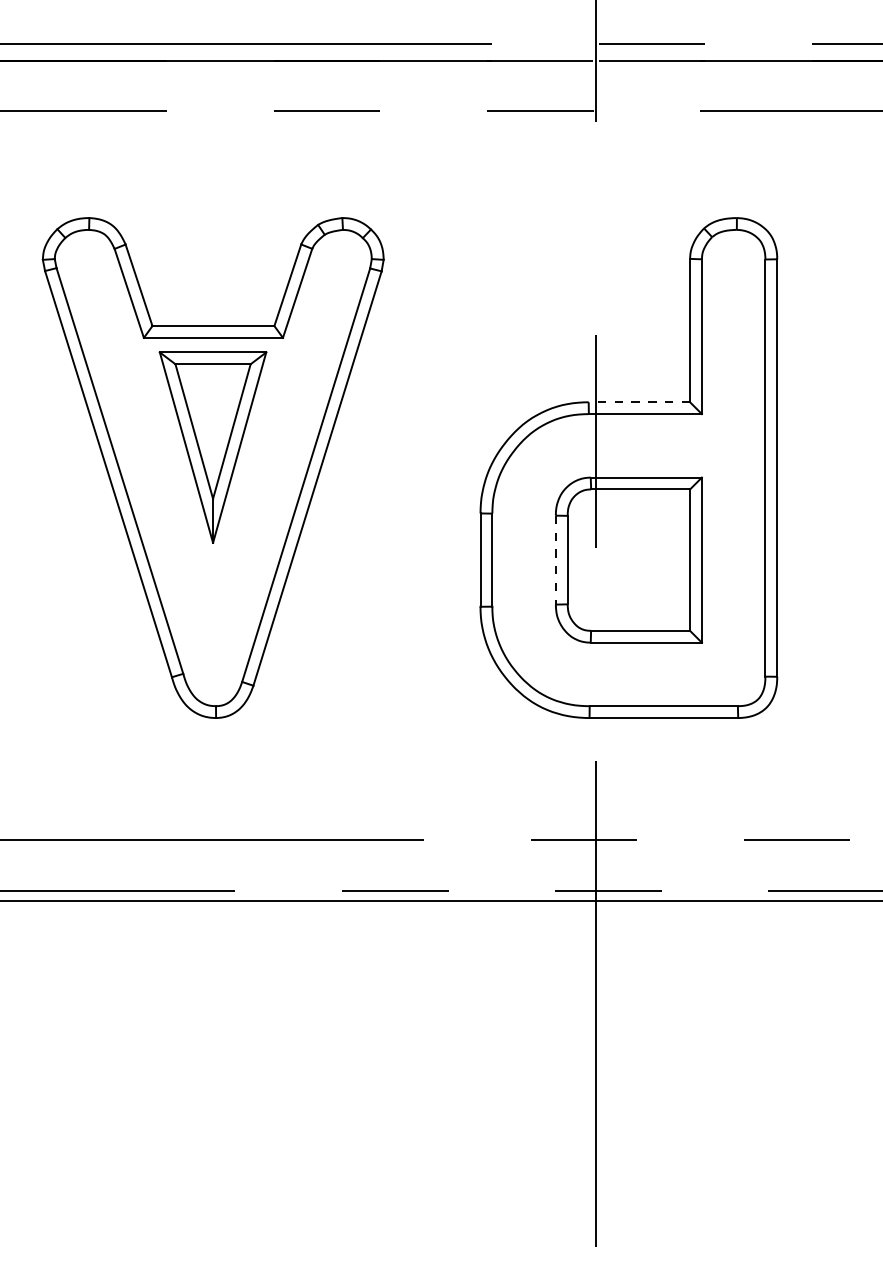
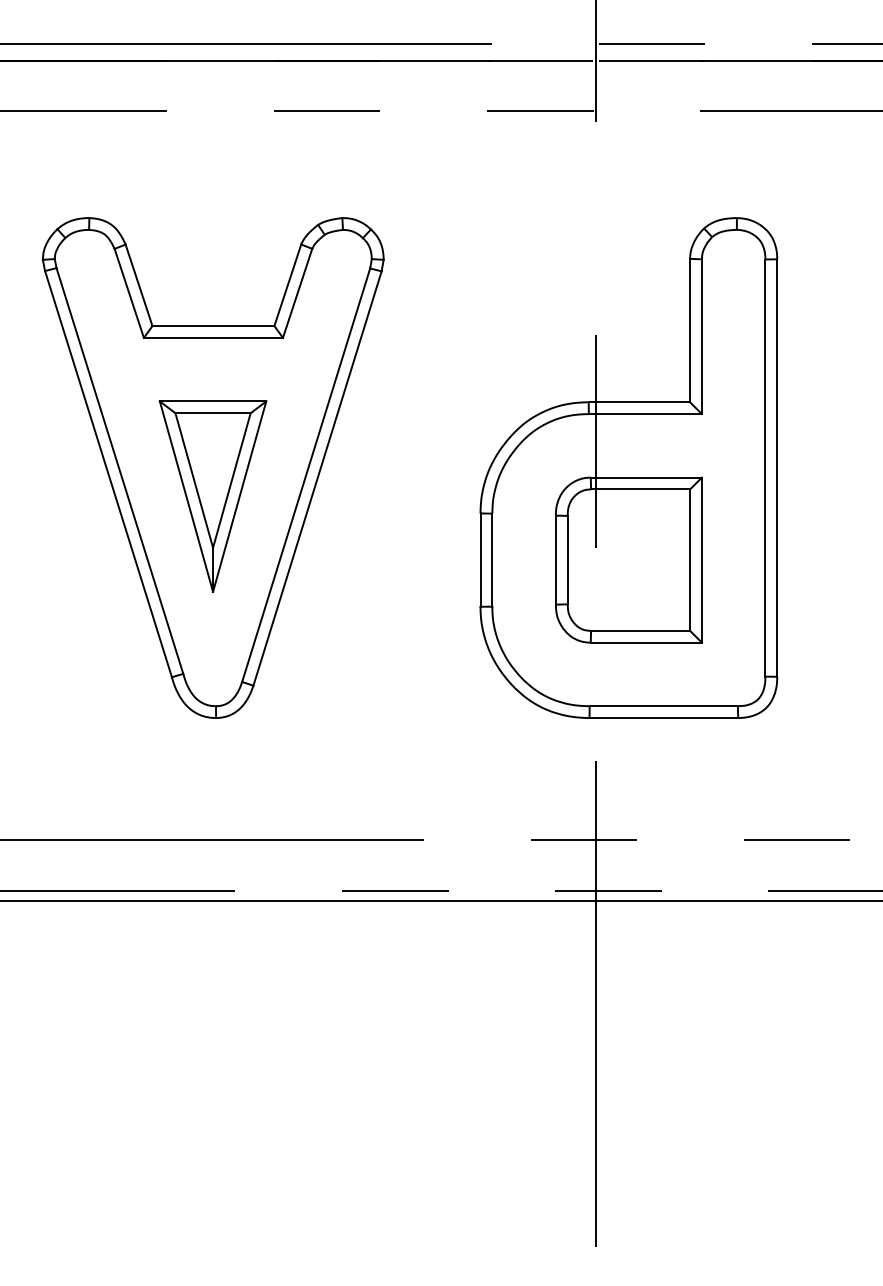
line: dashed -> solid (639, 402)
part position: (212, 447) -> (212, 496) (212, 496)
line: dashed -> solid (555, 560)
